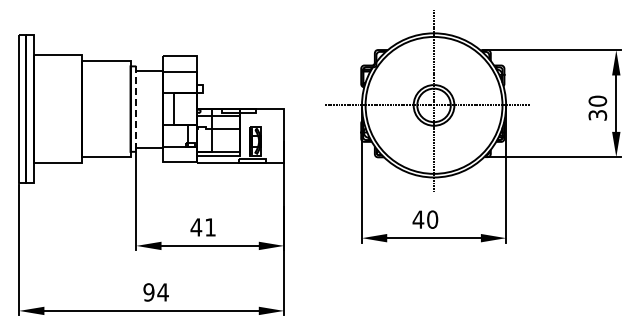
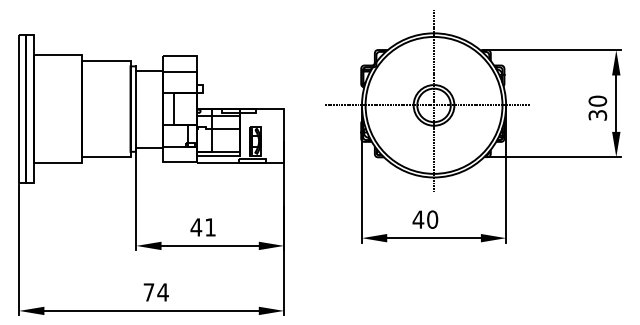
line: dashed -> solid (136, 109)
text: 94 -> 74 (148, 292)
